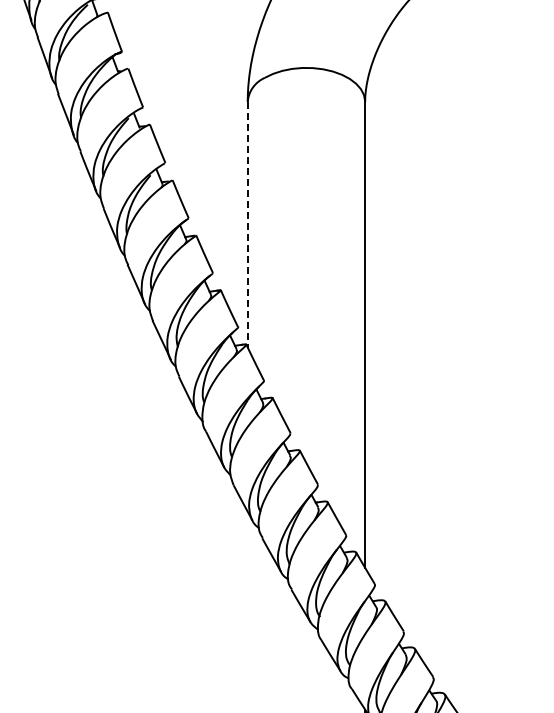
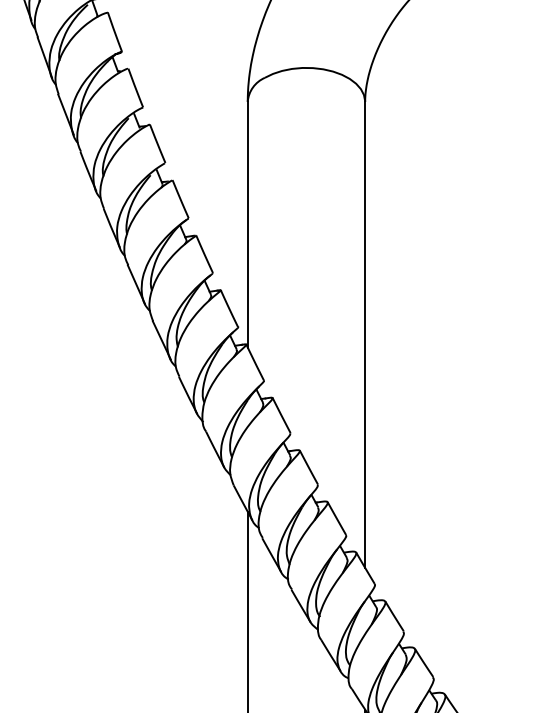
line: dashed -> solid (247, 224)
line: none -> present (247, 610)
